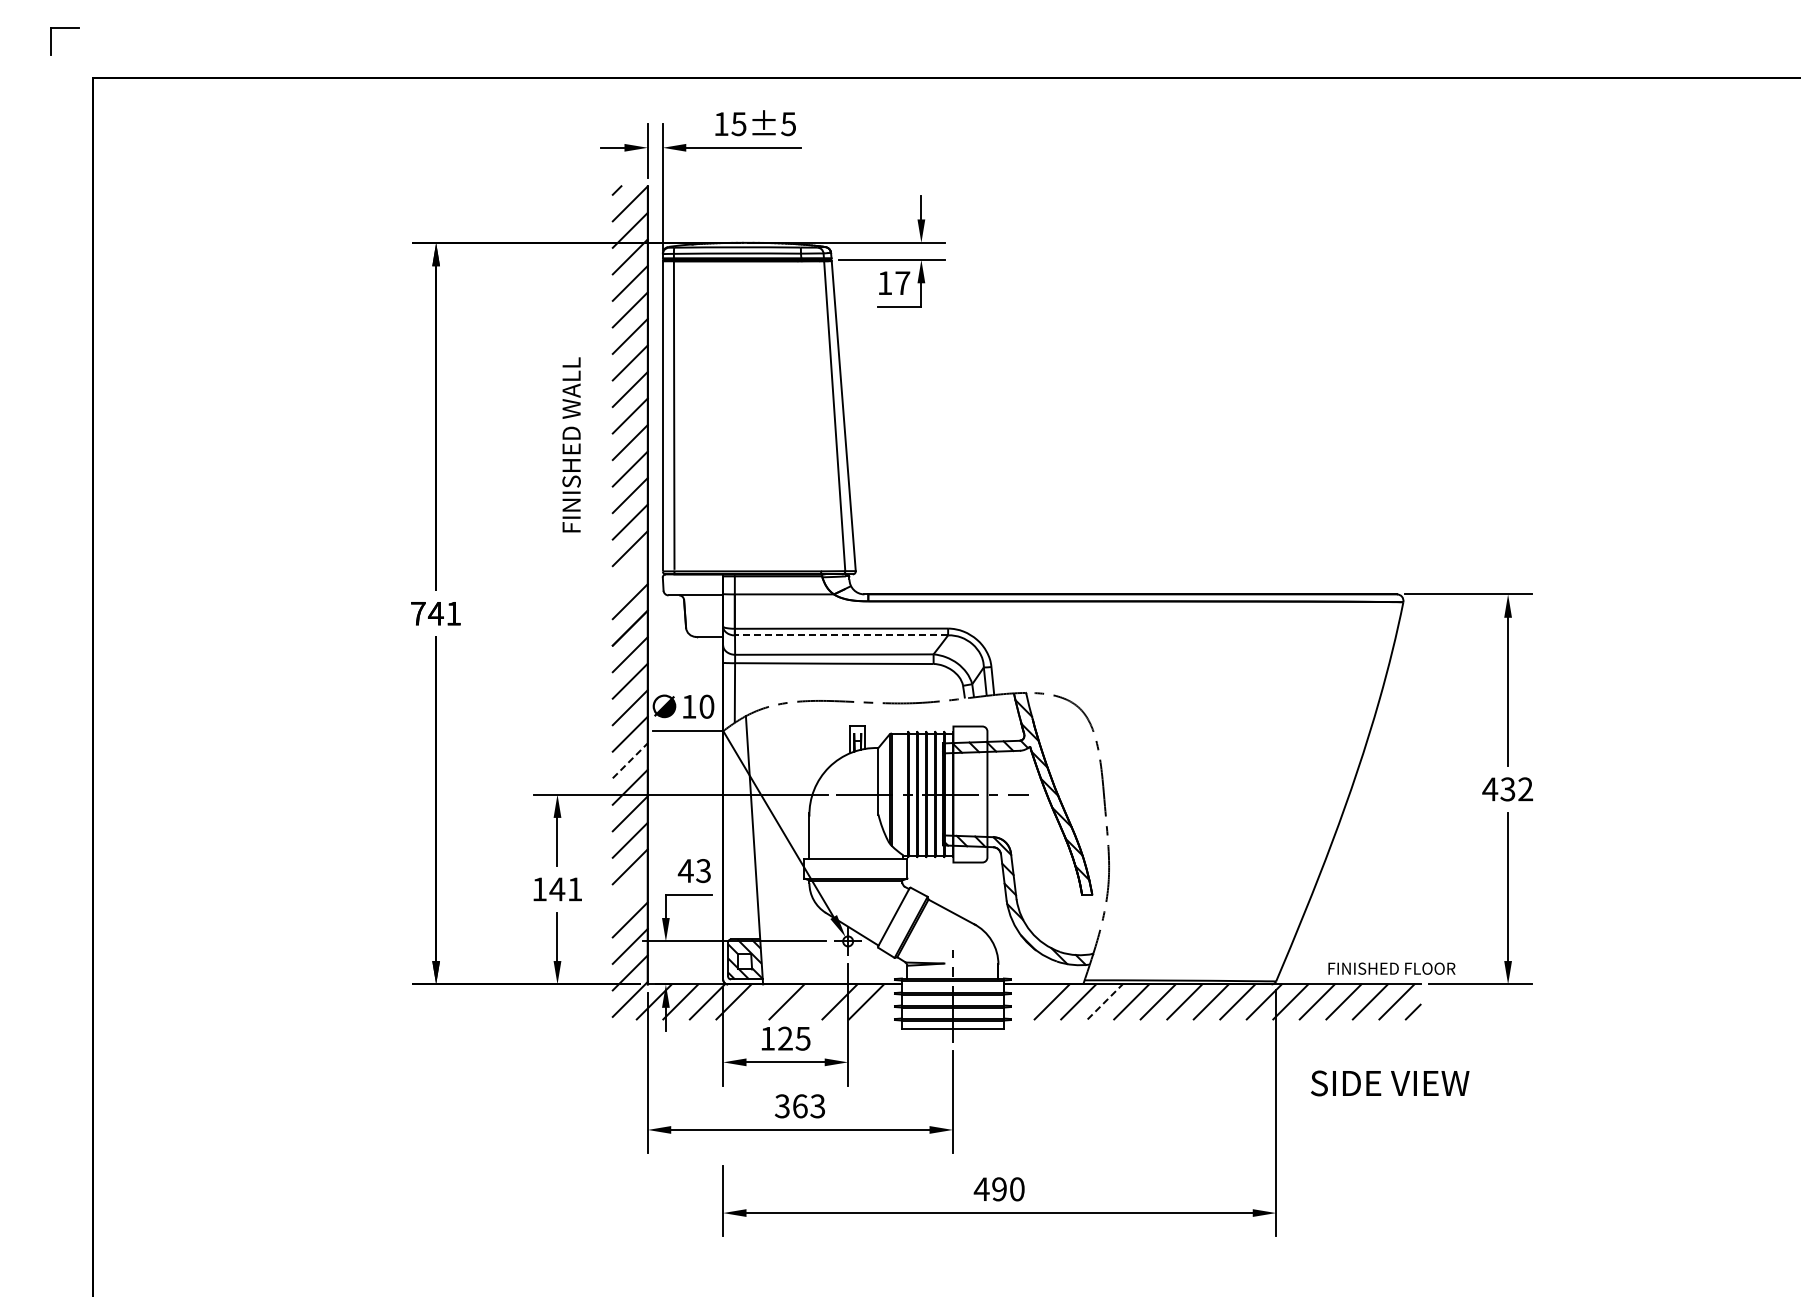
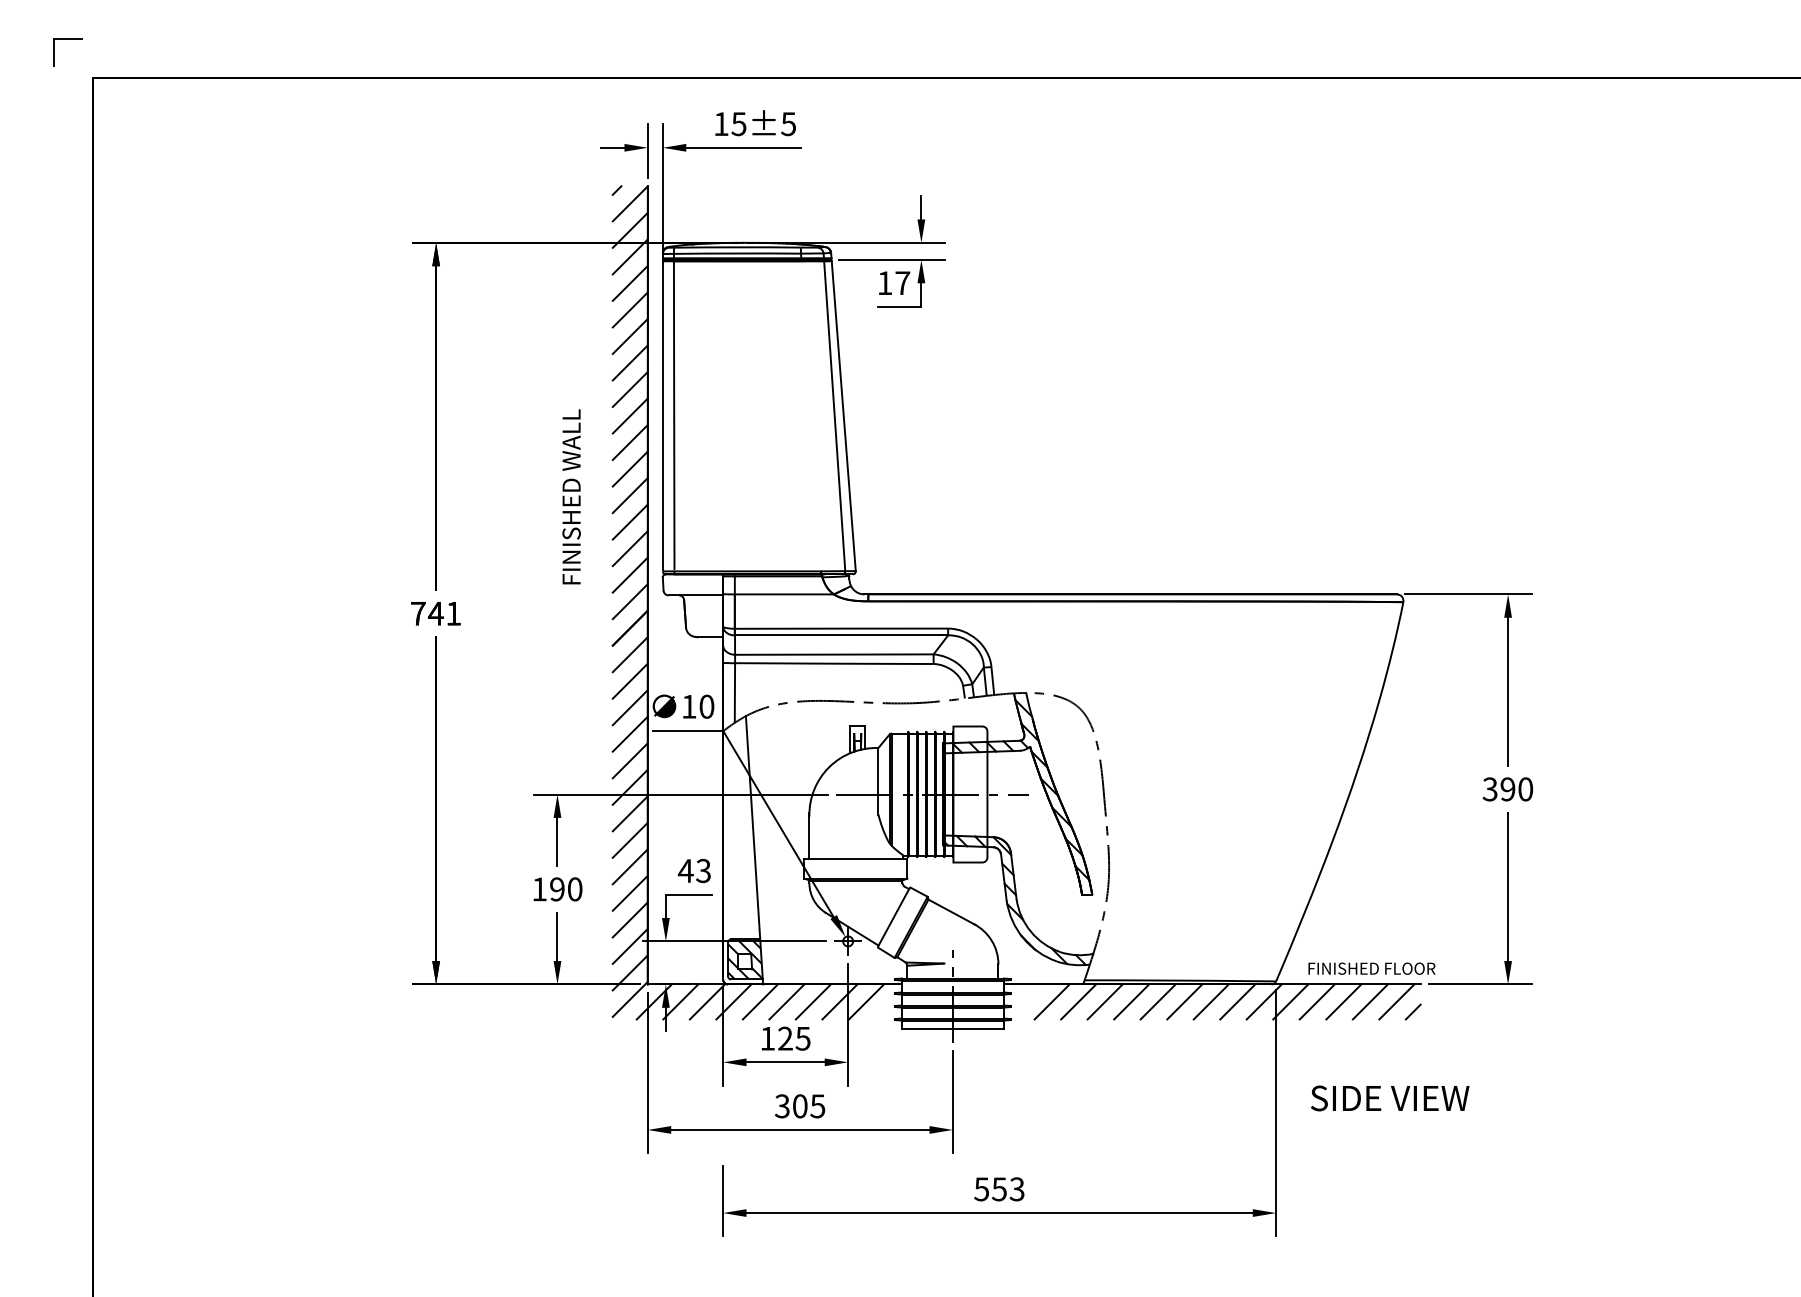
part position: (64, 28) -> (67, 39) (67, 39)
text position: (571, 444) -> (571, 496) (571, 496)
line: none -> present (629, 574)
line: dashed -> solid (841, 635)
line: dashed -> solid (630, 760)
text: 432 -> 390 (1507, 789)
text: 141 -> 190 (565, 889)
line: none -> present (629, 892)
text position: (1391, 968) -> (1371, 968) (1371, 968)
line: none -> present (759, 1001)
line: none -> present (812, 1001)
line: dashed -> solid (1105, 1001)
text position: (1390, 1083) -> (1390, 1098) (1390, 1098)
text: 363 -> 305 (809, 1106)
text: 490 -> 553 (998, 1189)
